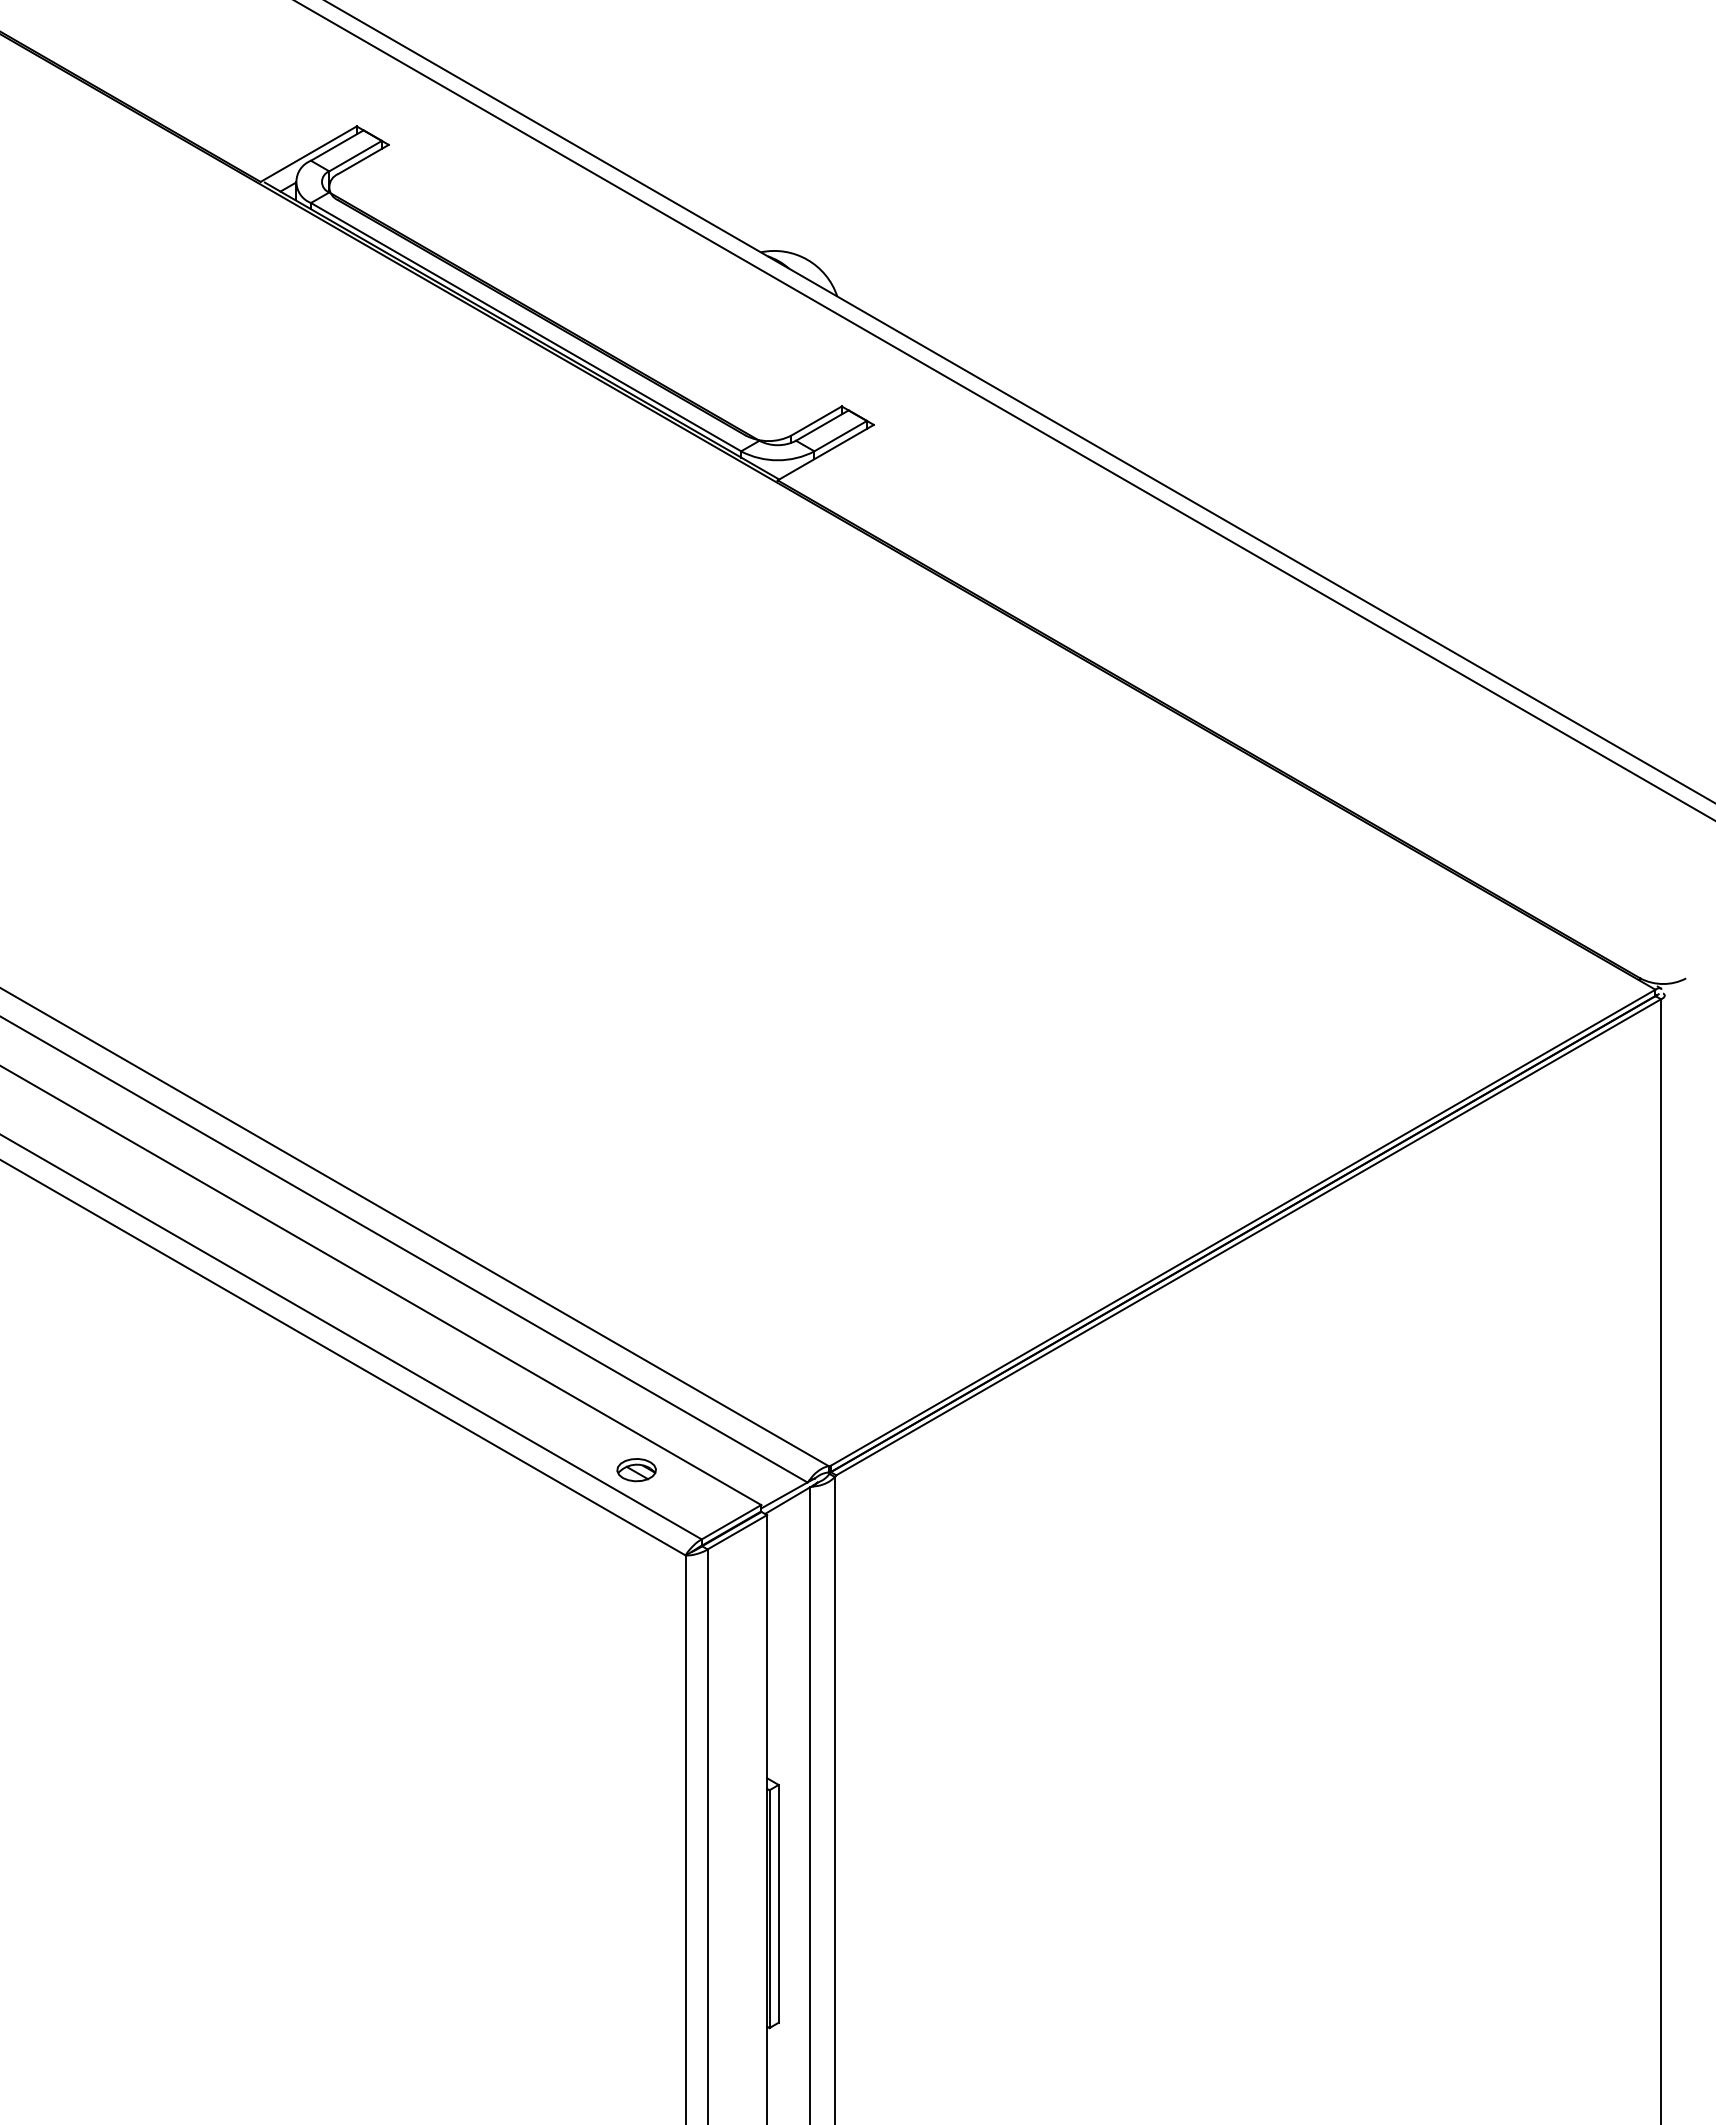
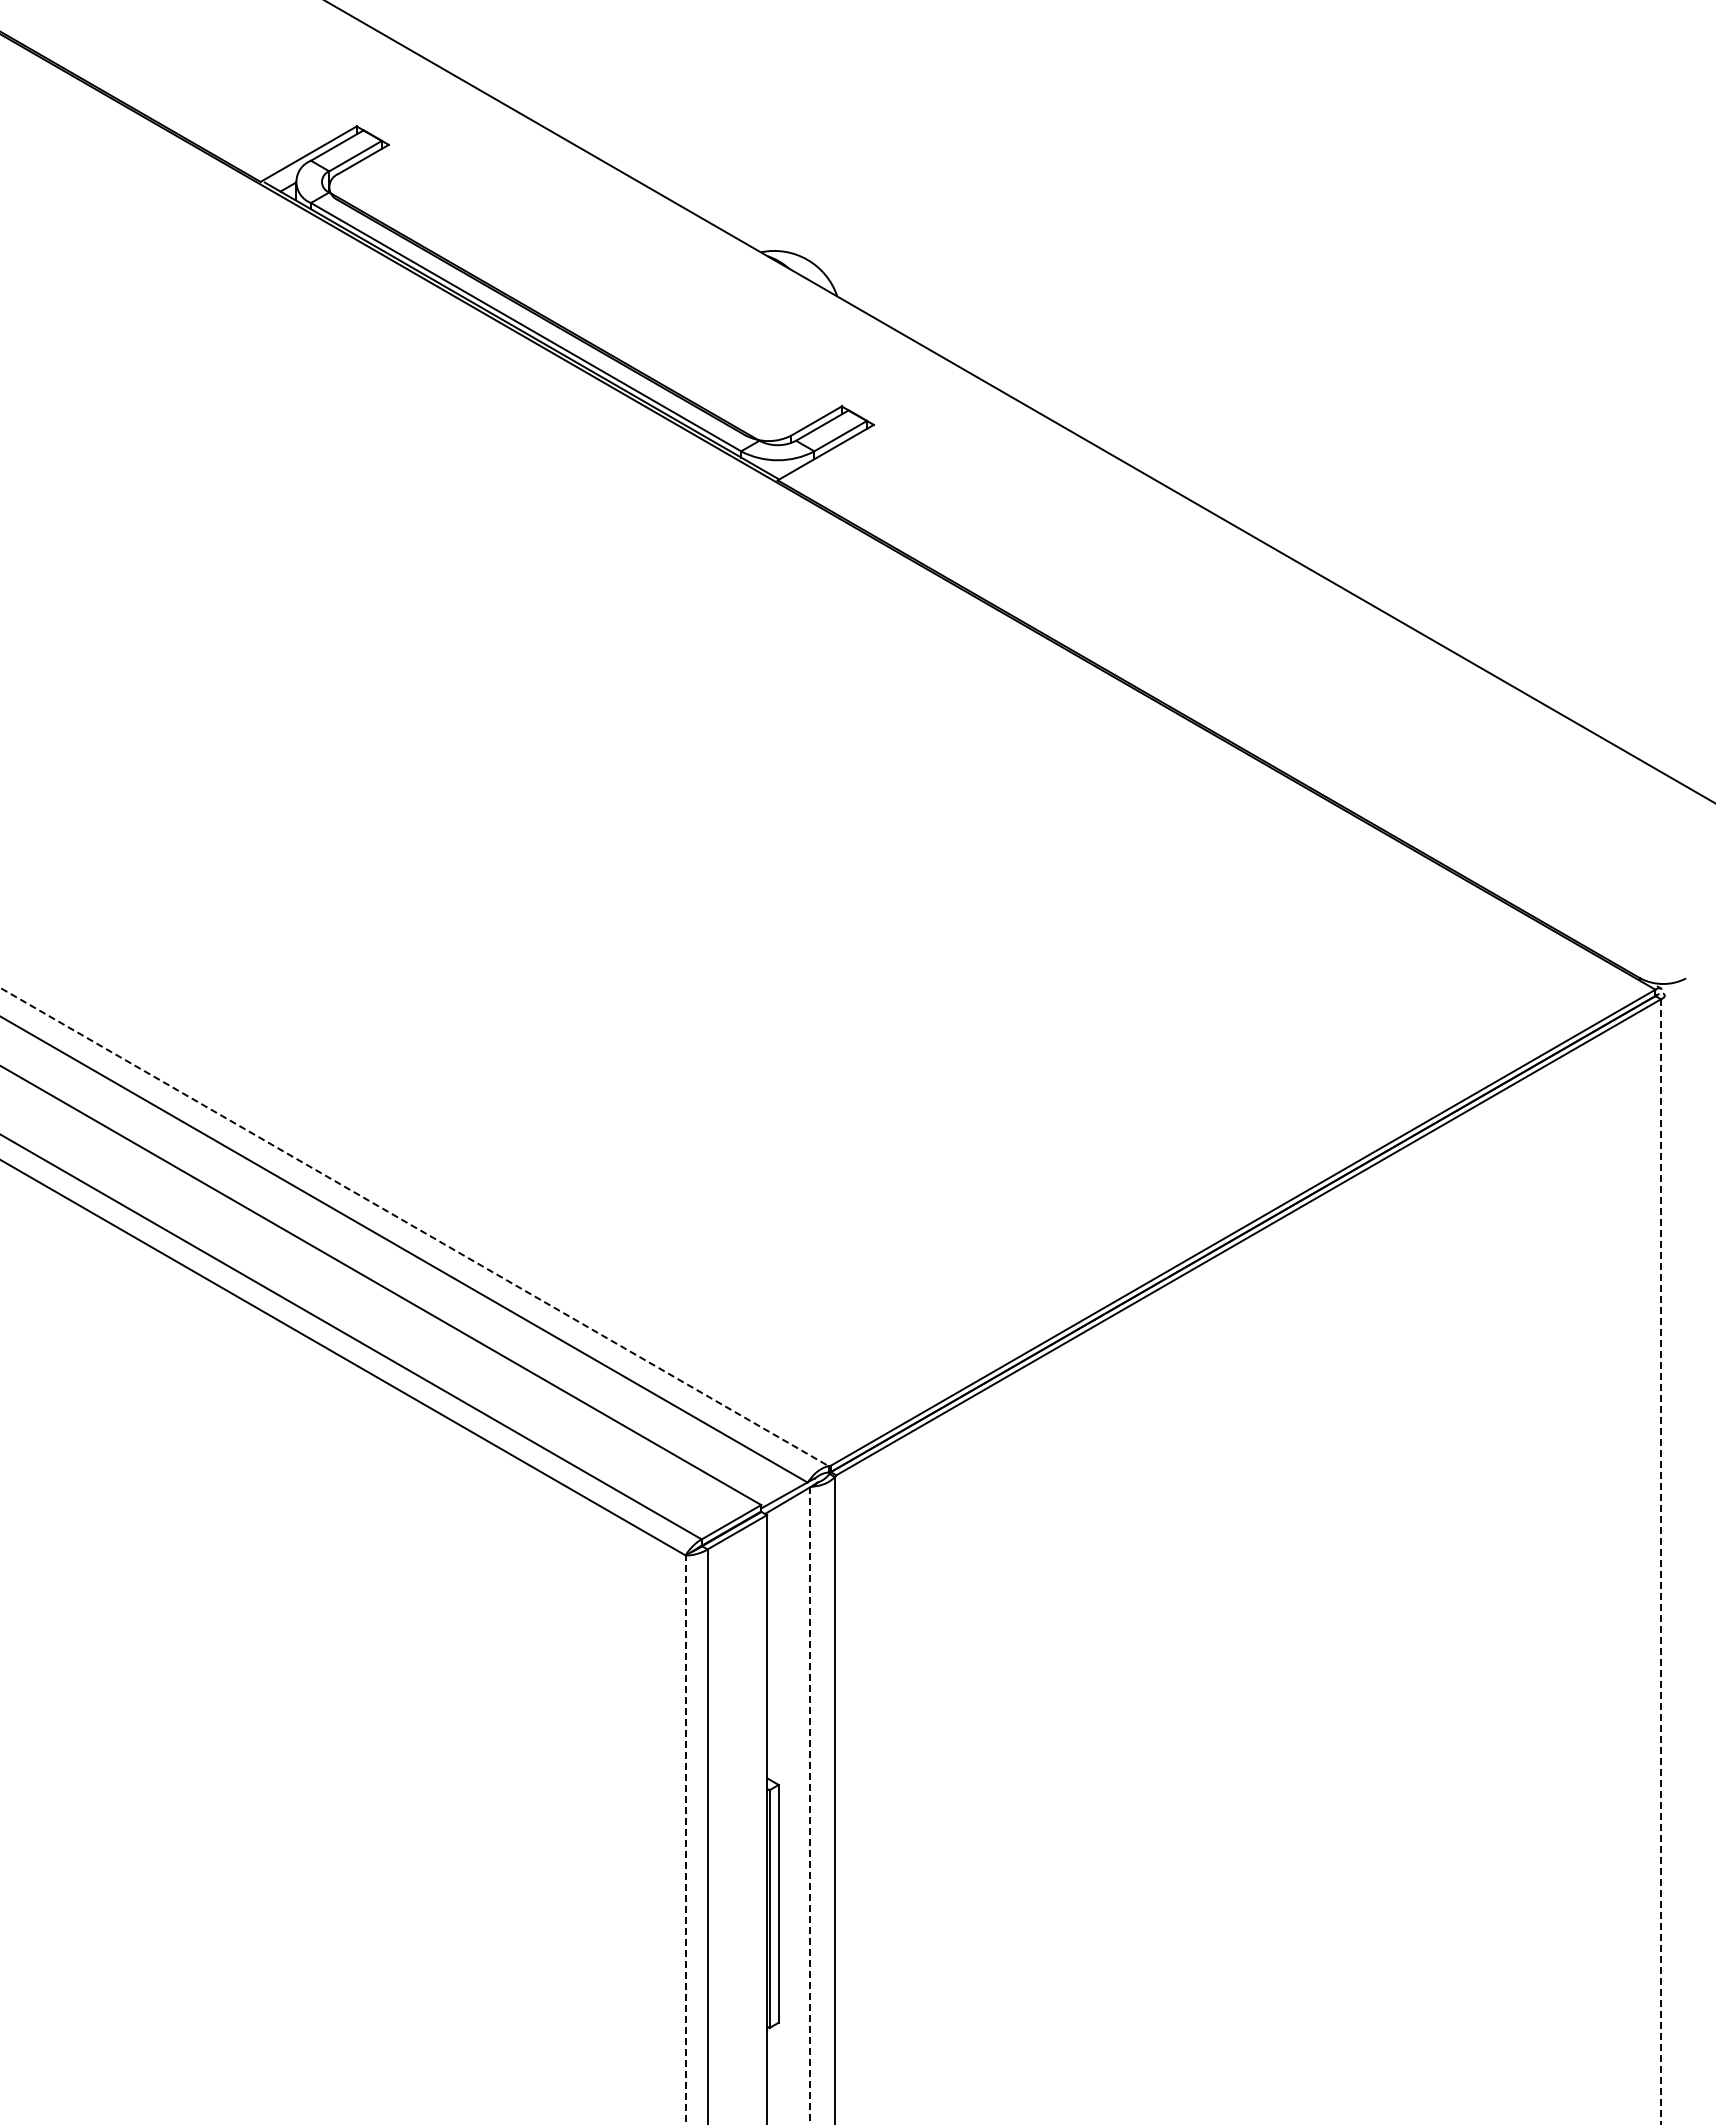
line: present -> none (1004, 410)
line: solid -> dashed (414, 1227)
part: present -> none (636, 1470)
line: solid -> dashed (1661, 1562)
line: solid -> dashed (810, 1806)
line: solid -> dashed (685, 1839)
